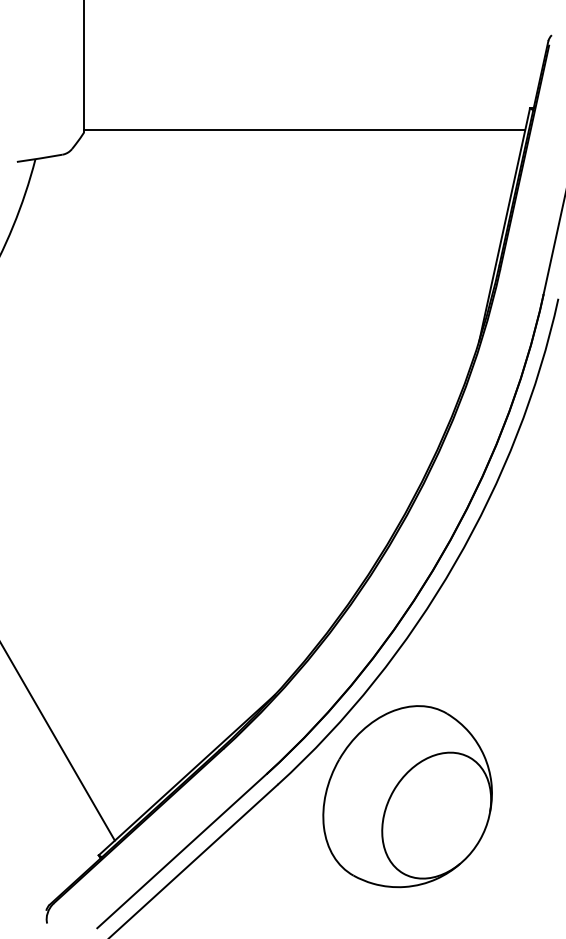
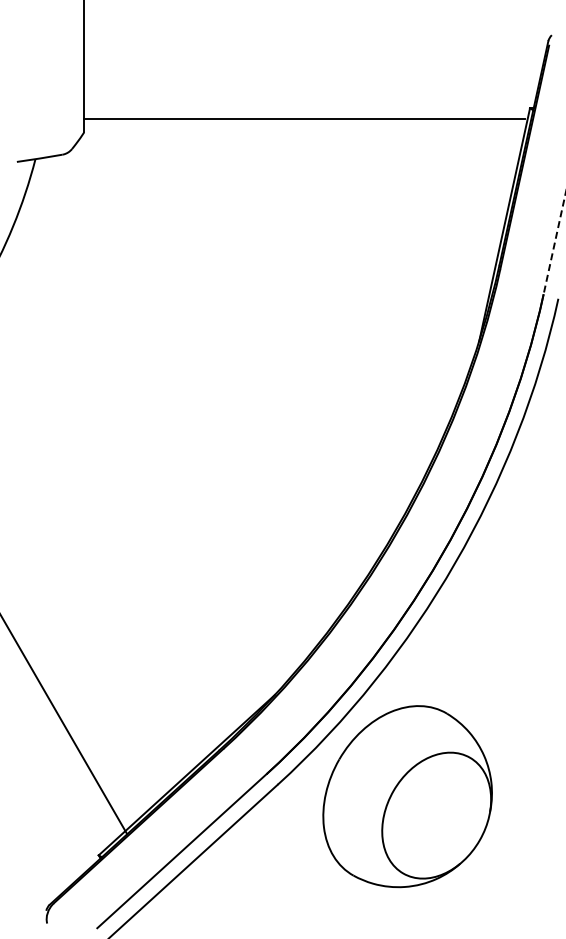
line position: (304, 129) -> (304, 118) (304, 118)
line: solid -> dashed (554, 243)
line position: (58, 742) -> (64, 725) (64, 725)
